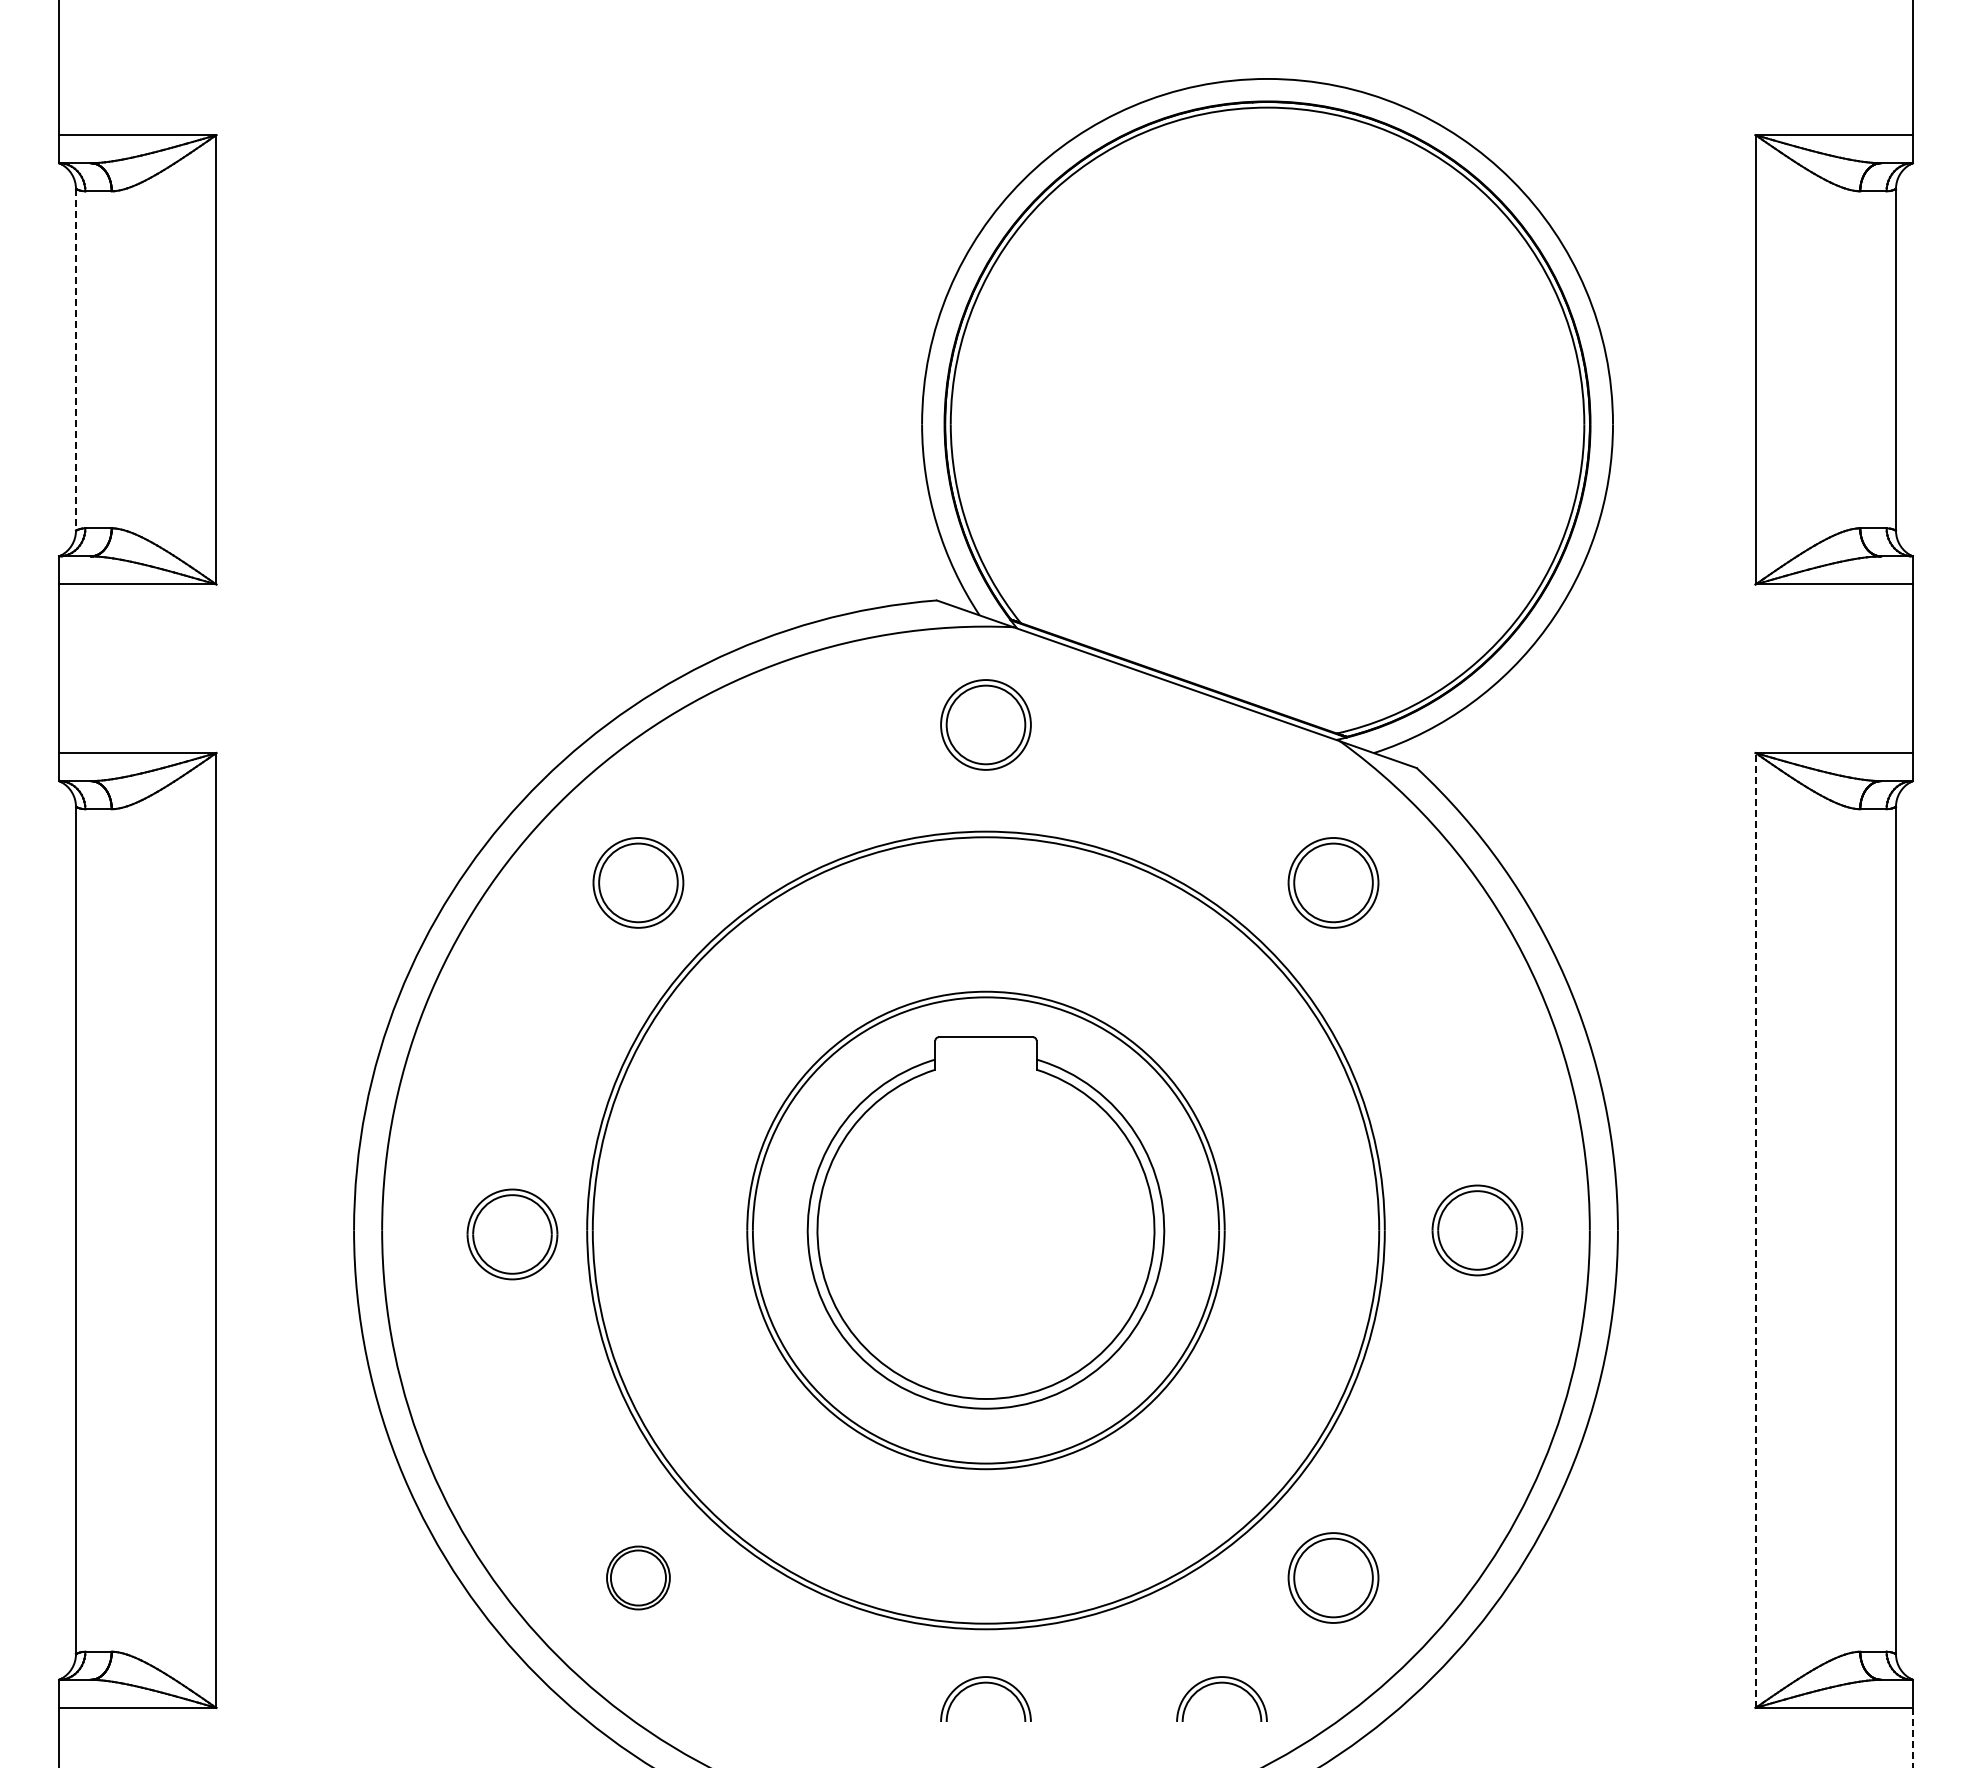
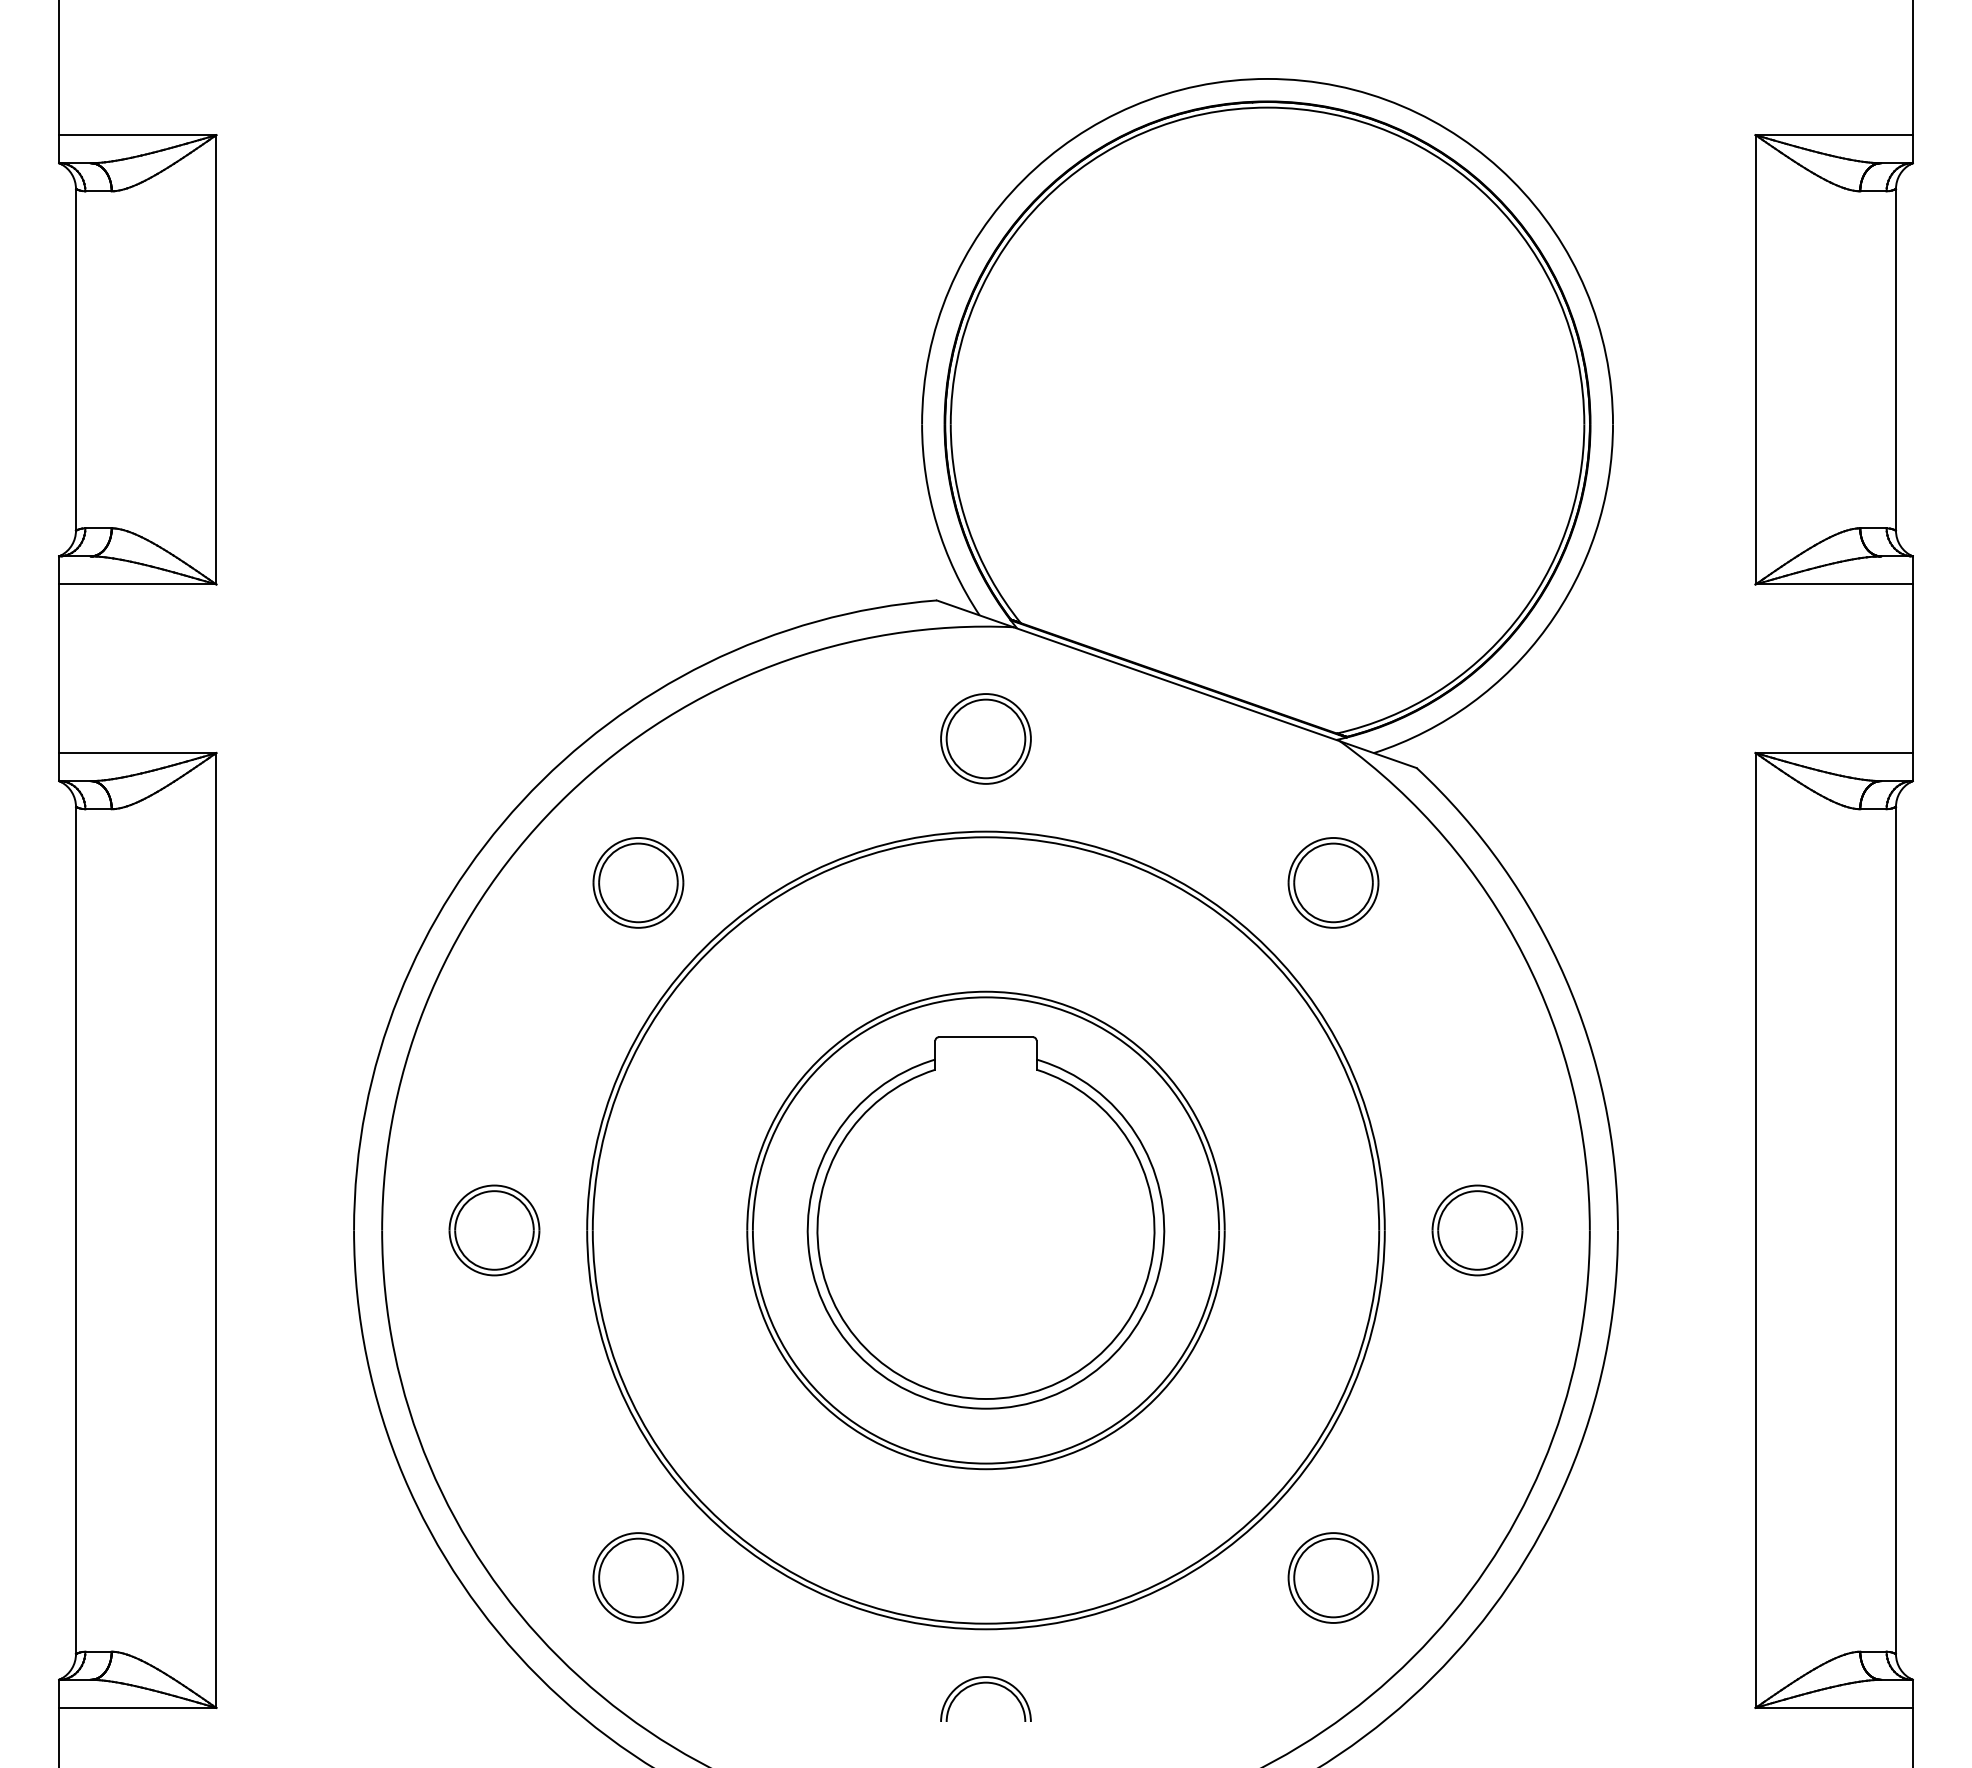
line: dashed -> solid (76, 359)
part position: (985, 724) -> (985, 738) (985, 738)
line: dashed -> solid (1755, 1229)
part position: (512, 1234) -> (494, 1230) (494, 1230)
part size: 65x66 px -> 93x92 px (638, 1577)
part: present -> none (1221, 1683)
line: dashed -> solid (1912, 1737)
